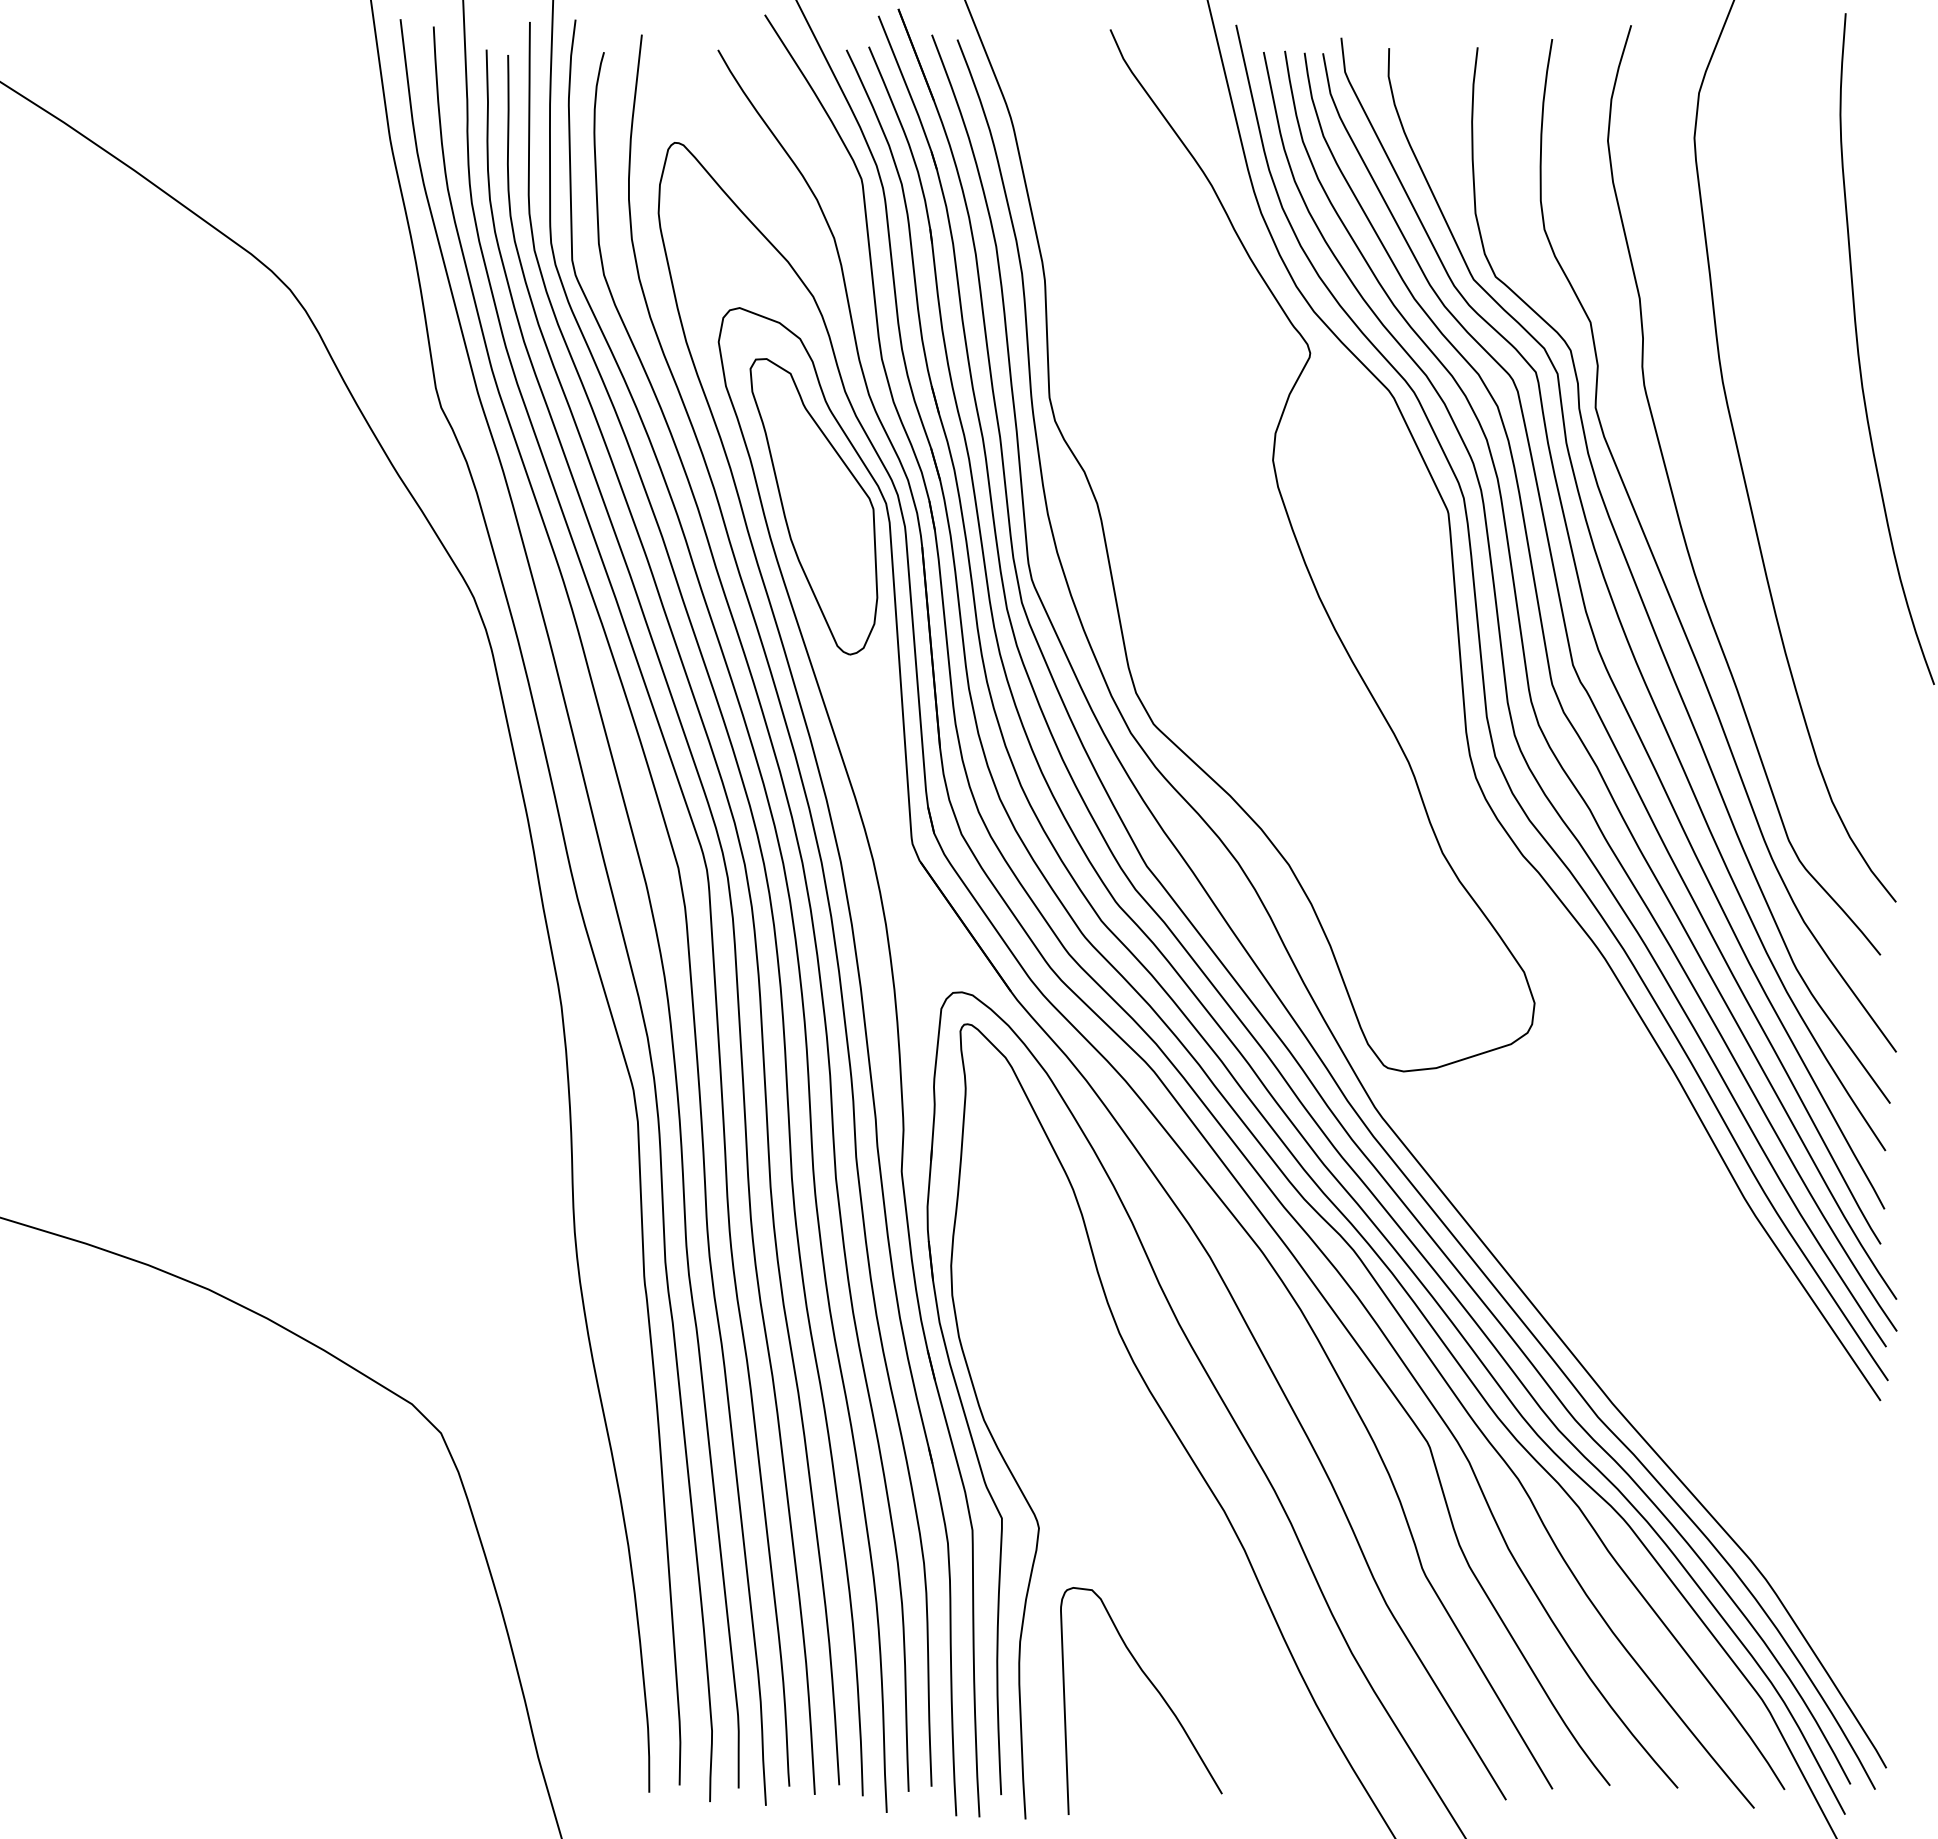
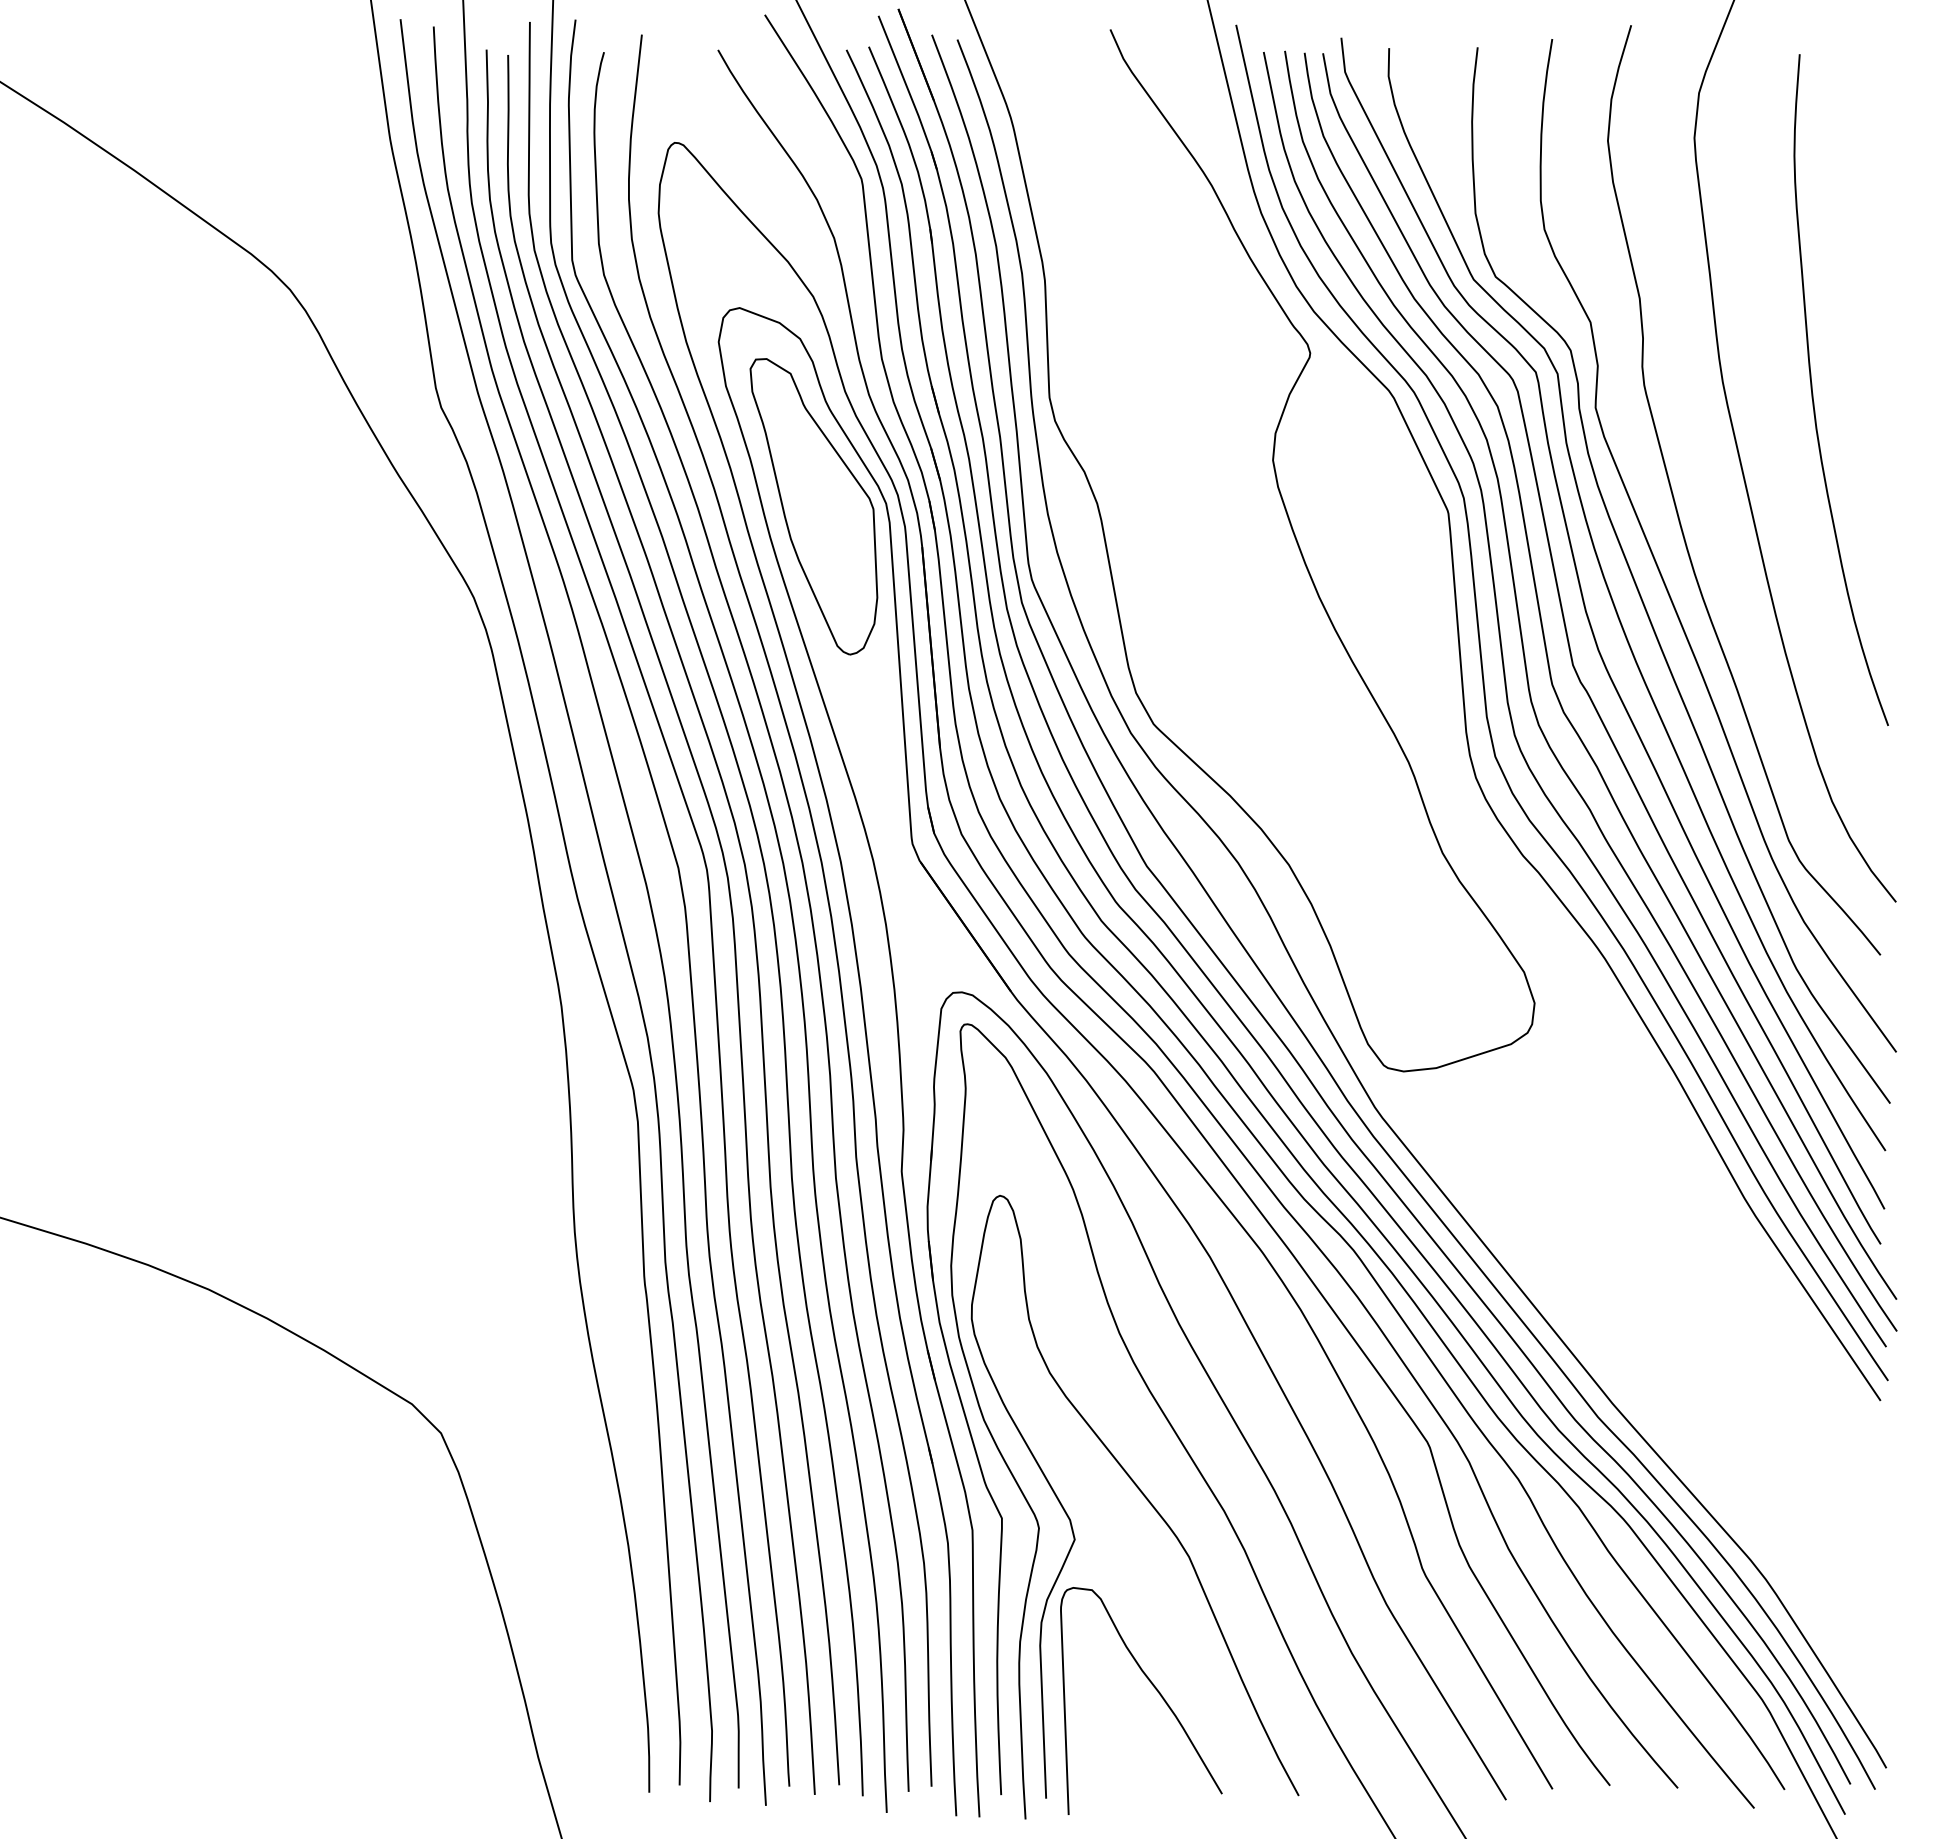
curve position: (1859, 352) -> (1813, 393) (1813, 393)
curve: none -> present (1140, 1492)
